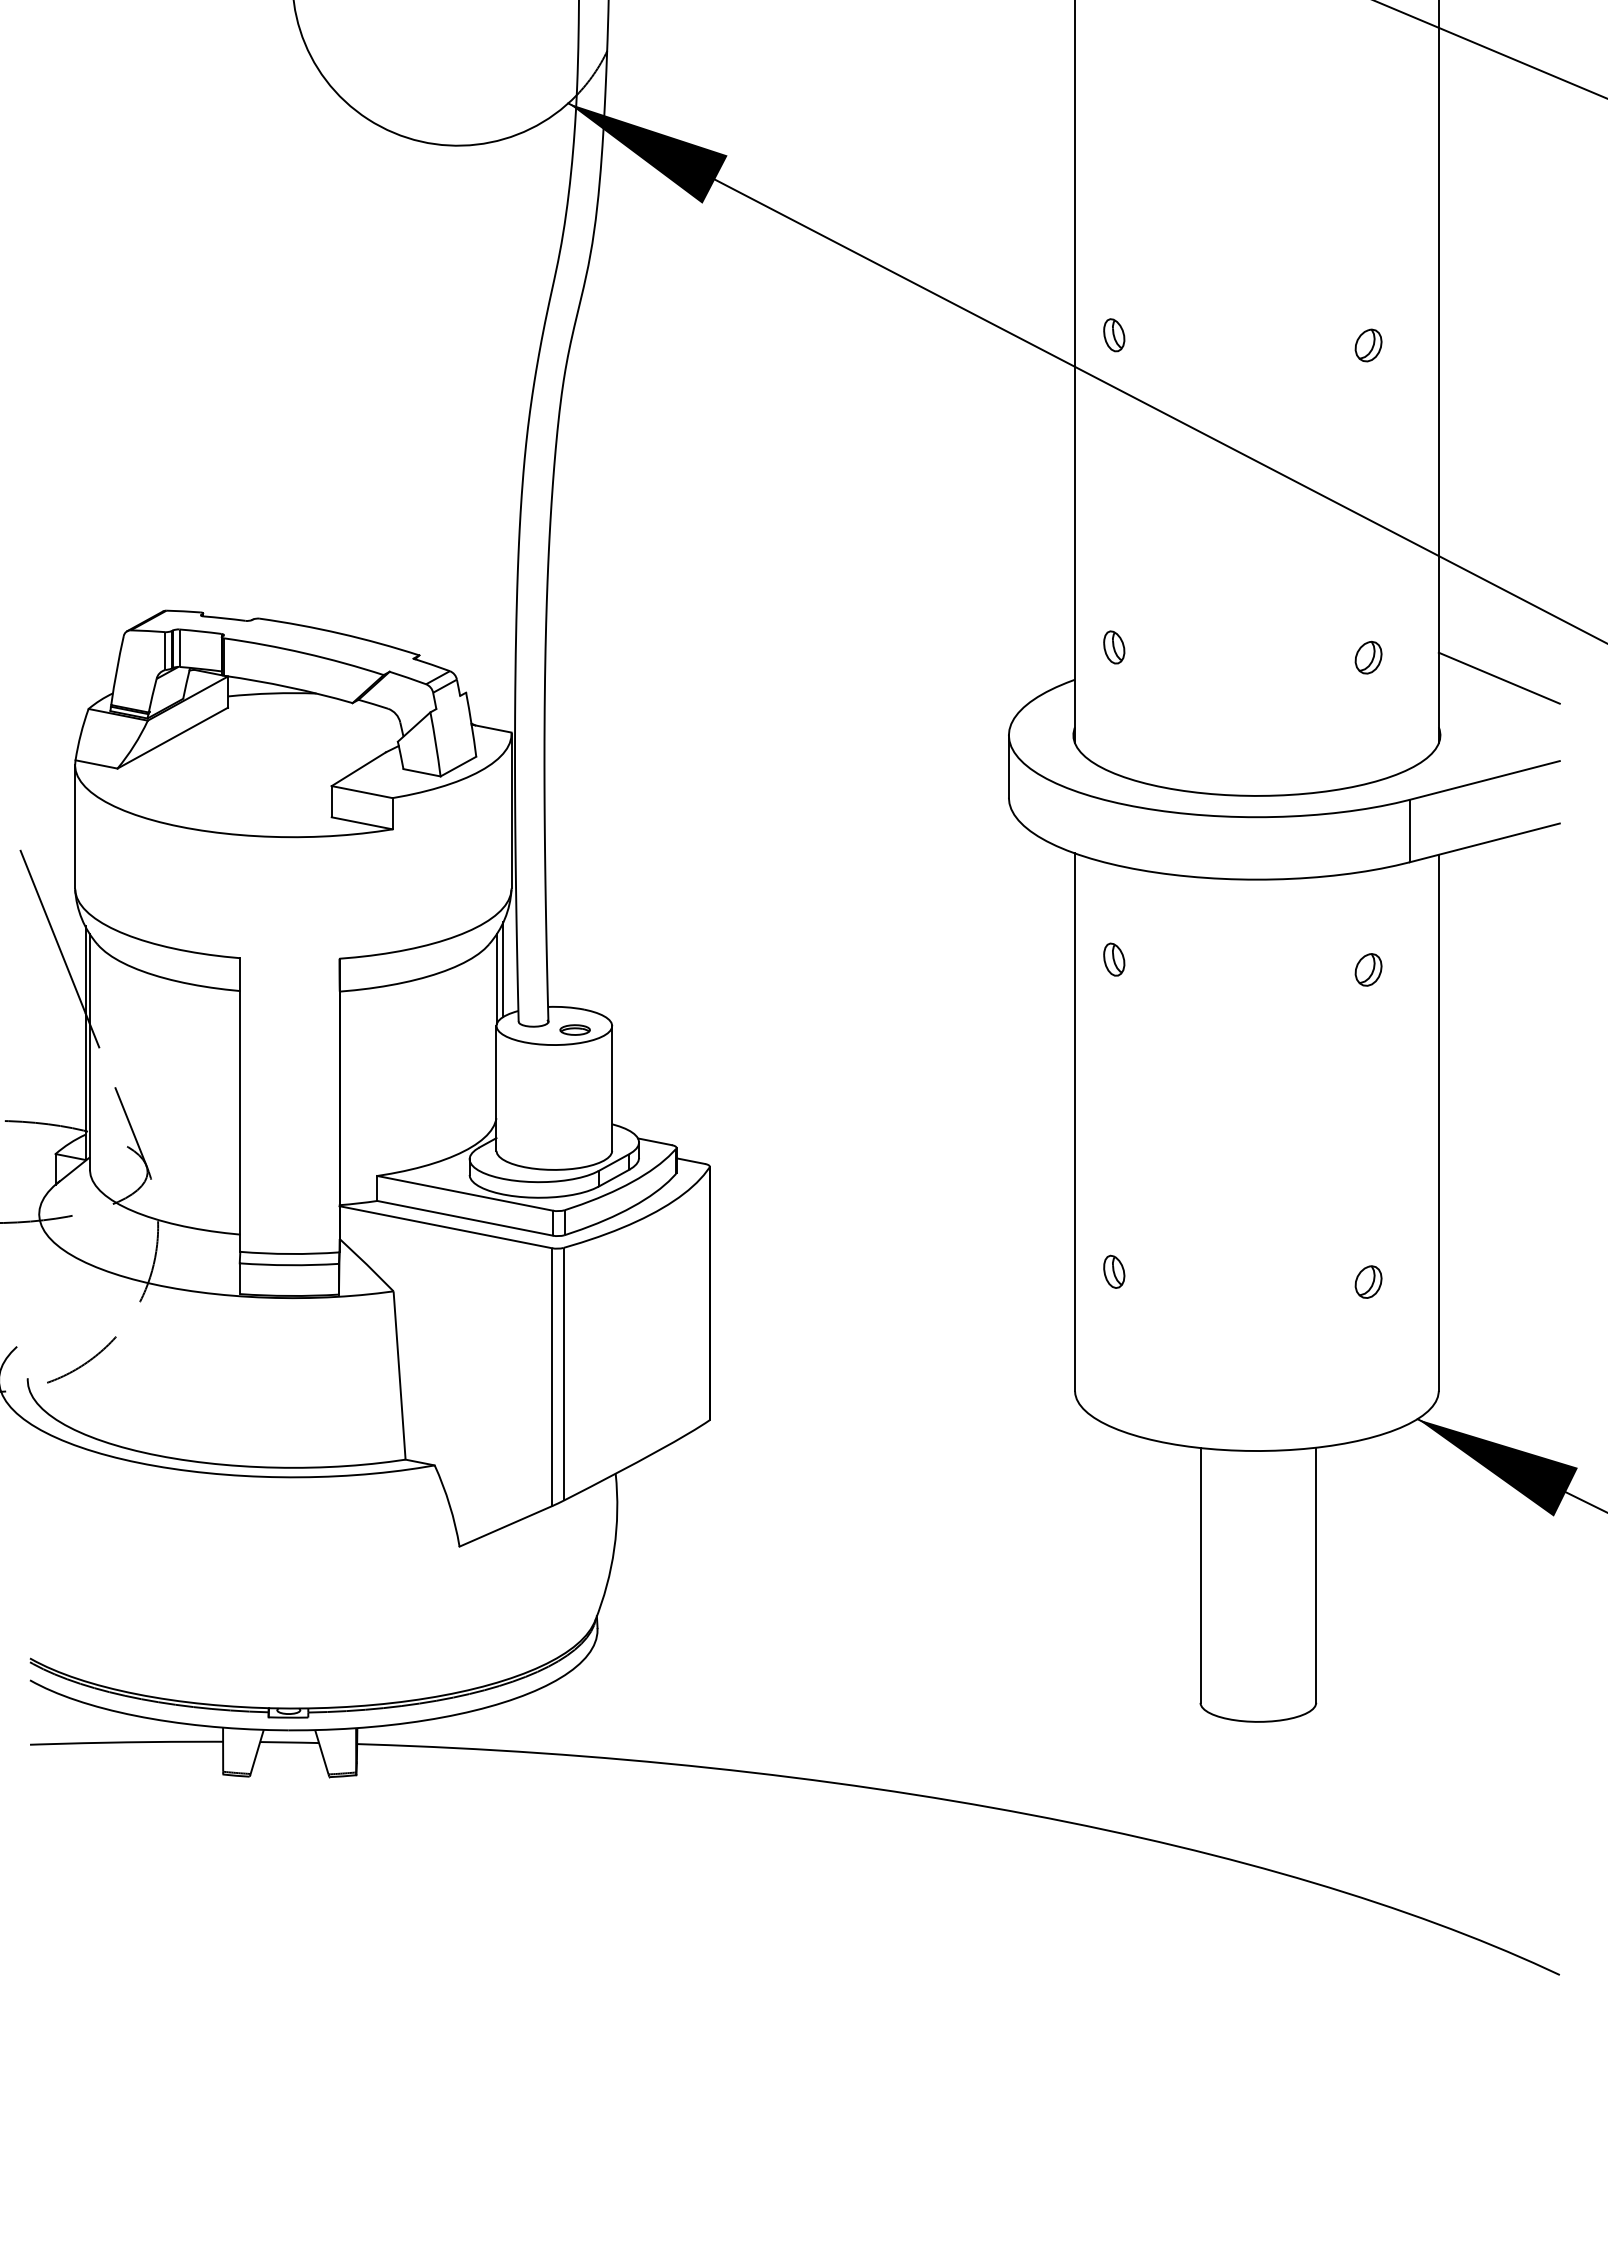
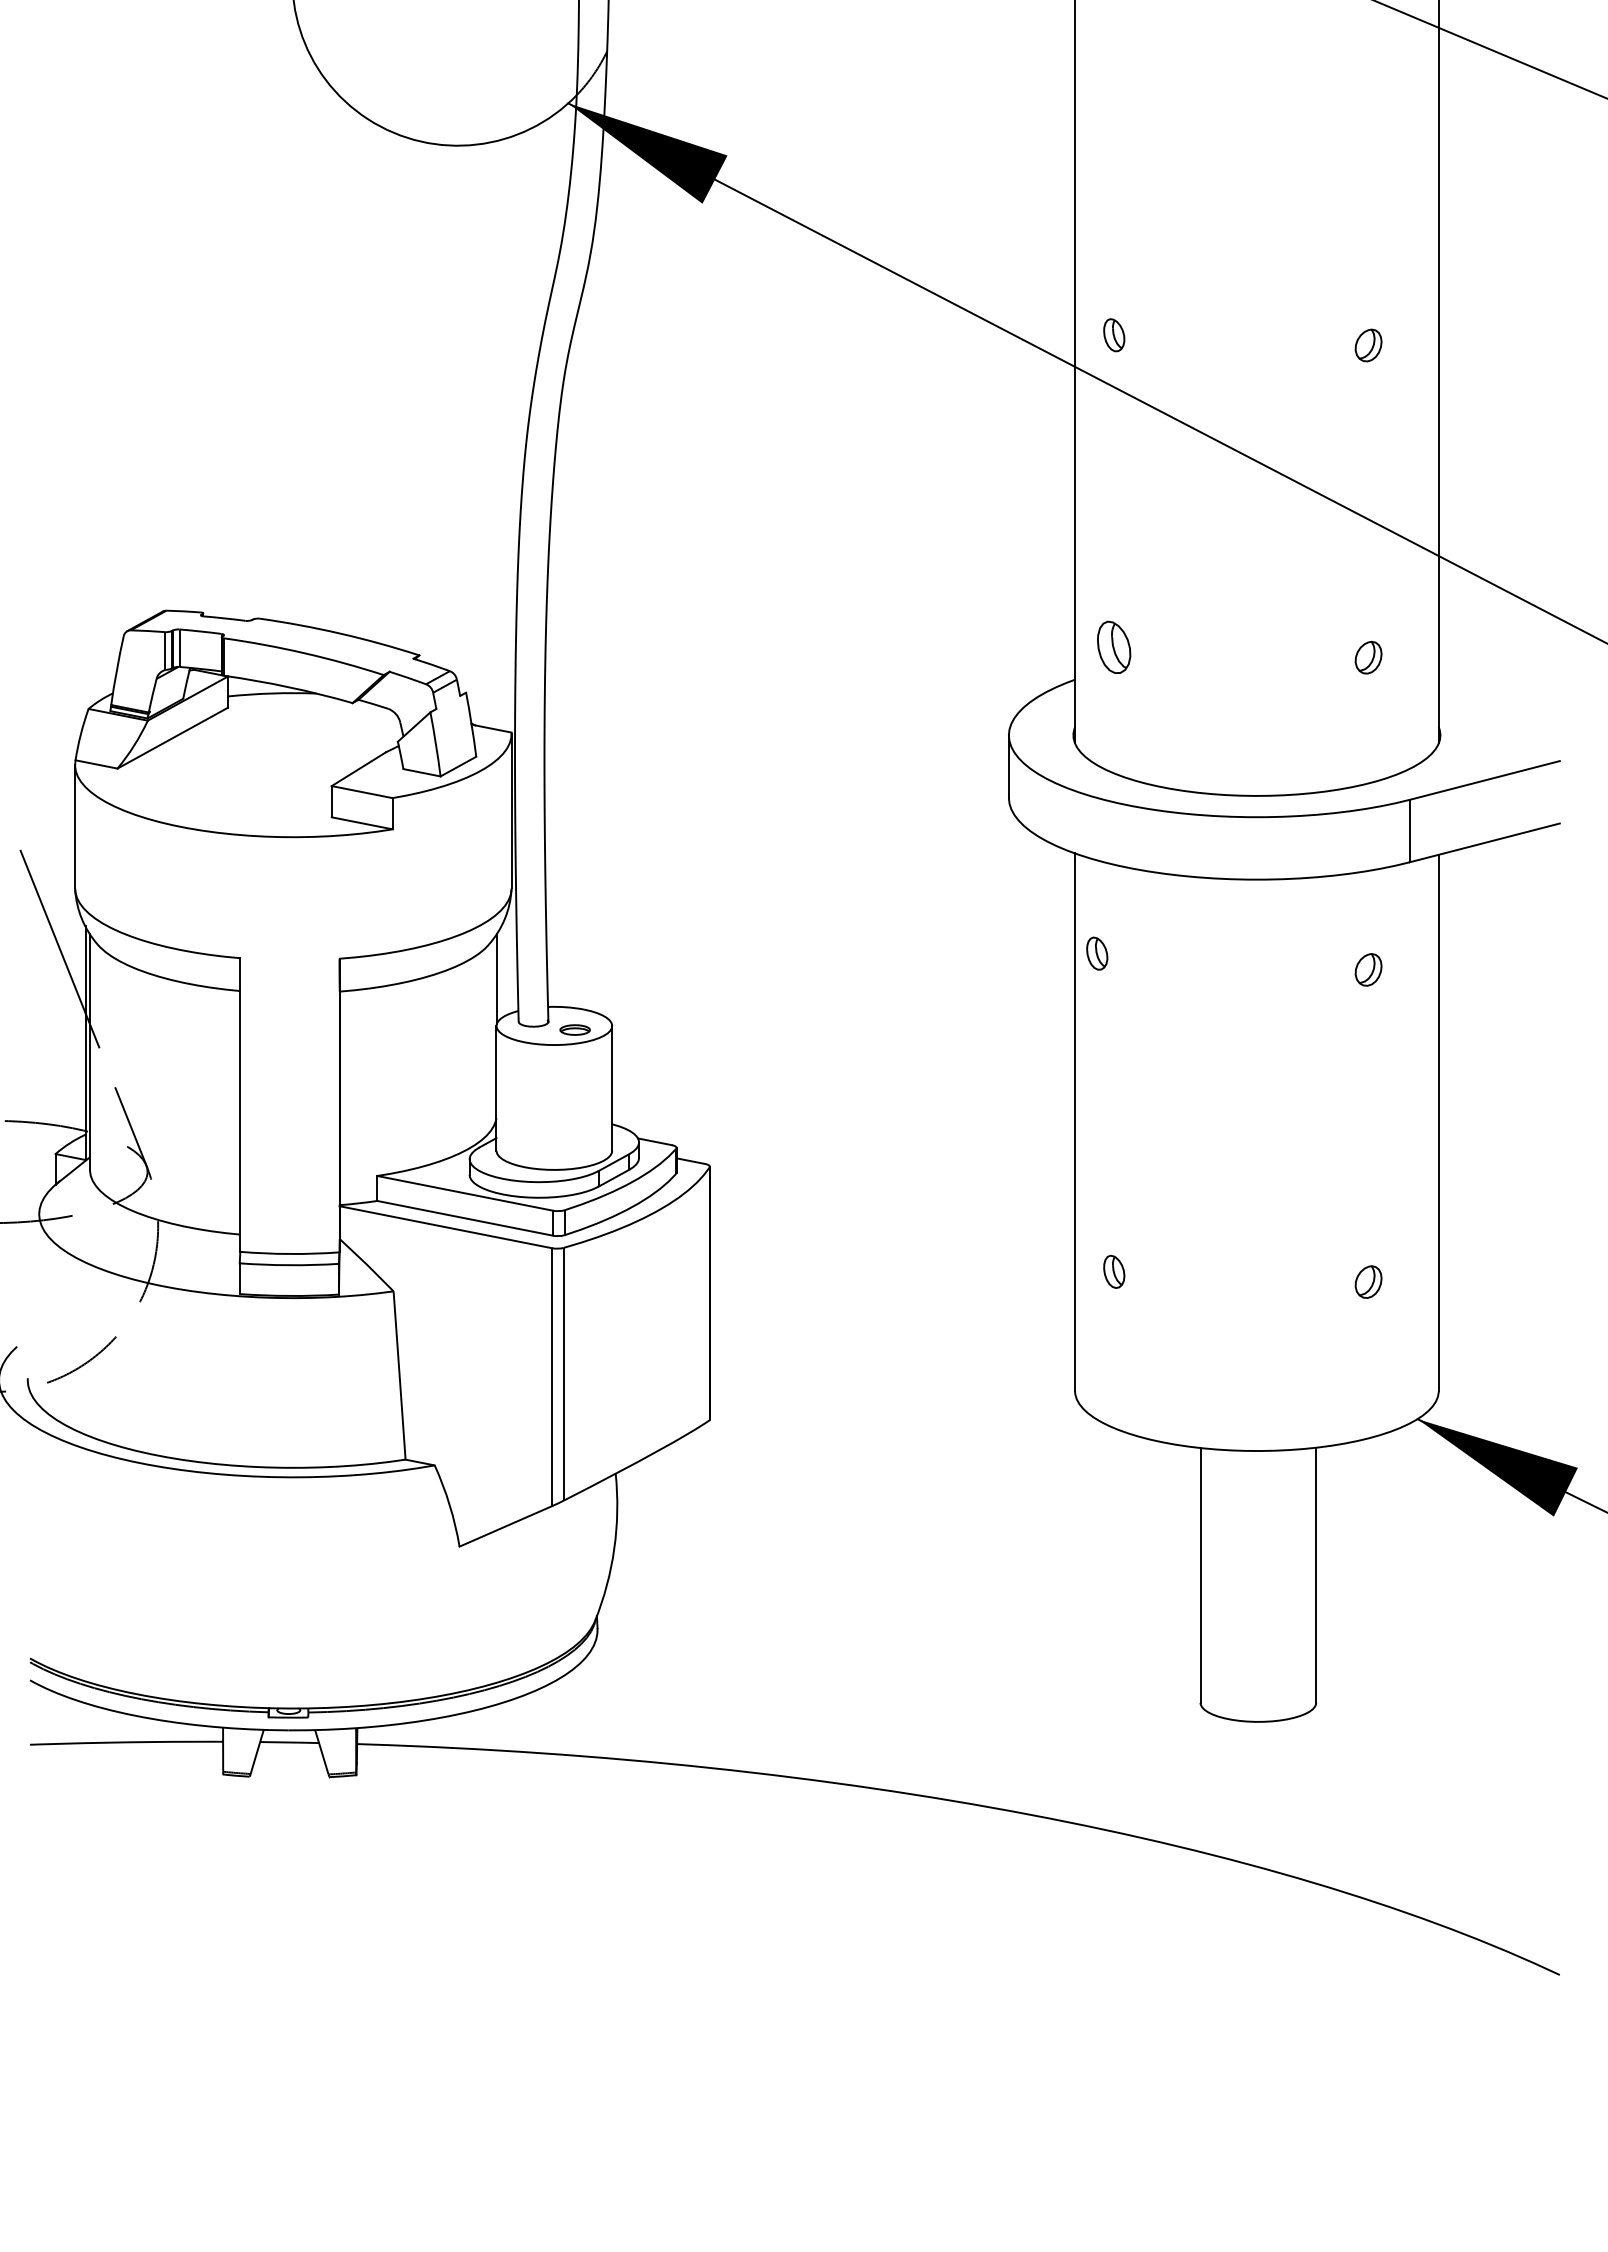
part size: 23x35 px -> 35x54 px (1114, 646)
line: present -> none (1498, 677)
part position: (1114, 959) -> (1097, 953) (1097, 953)
line: present -> none (503, 969)
